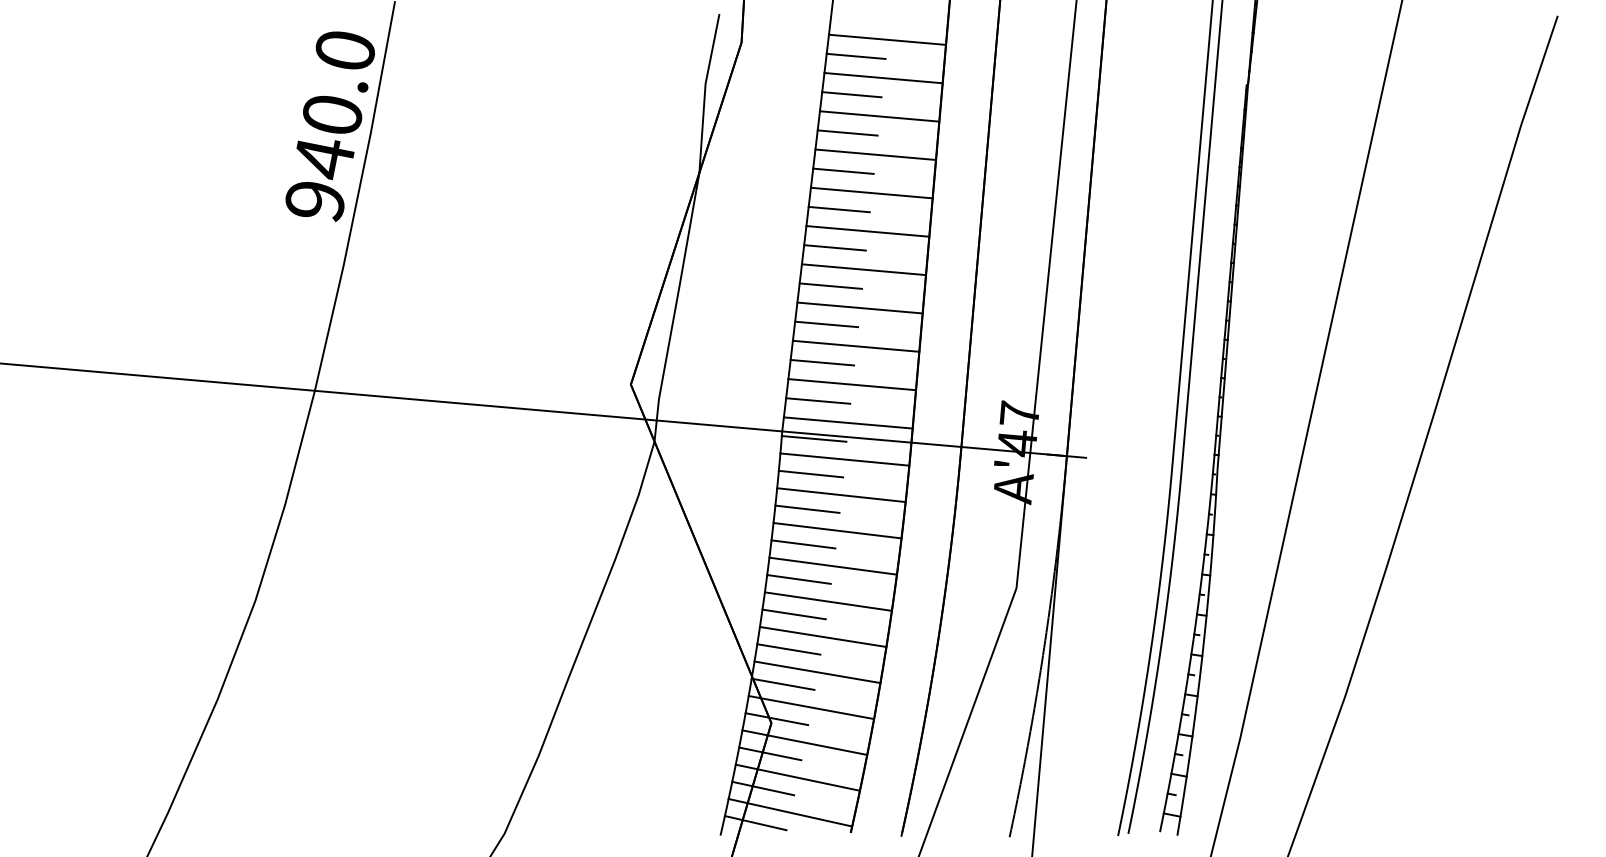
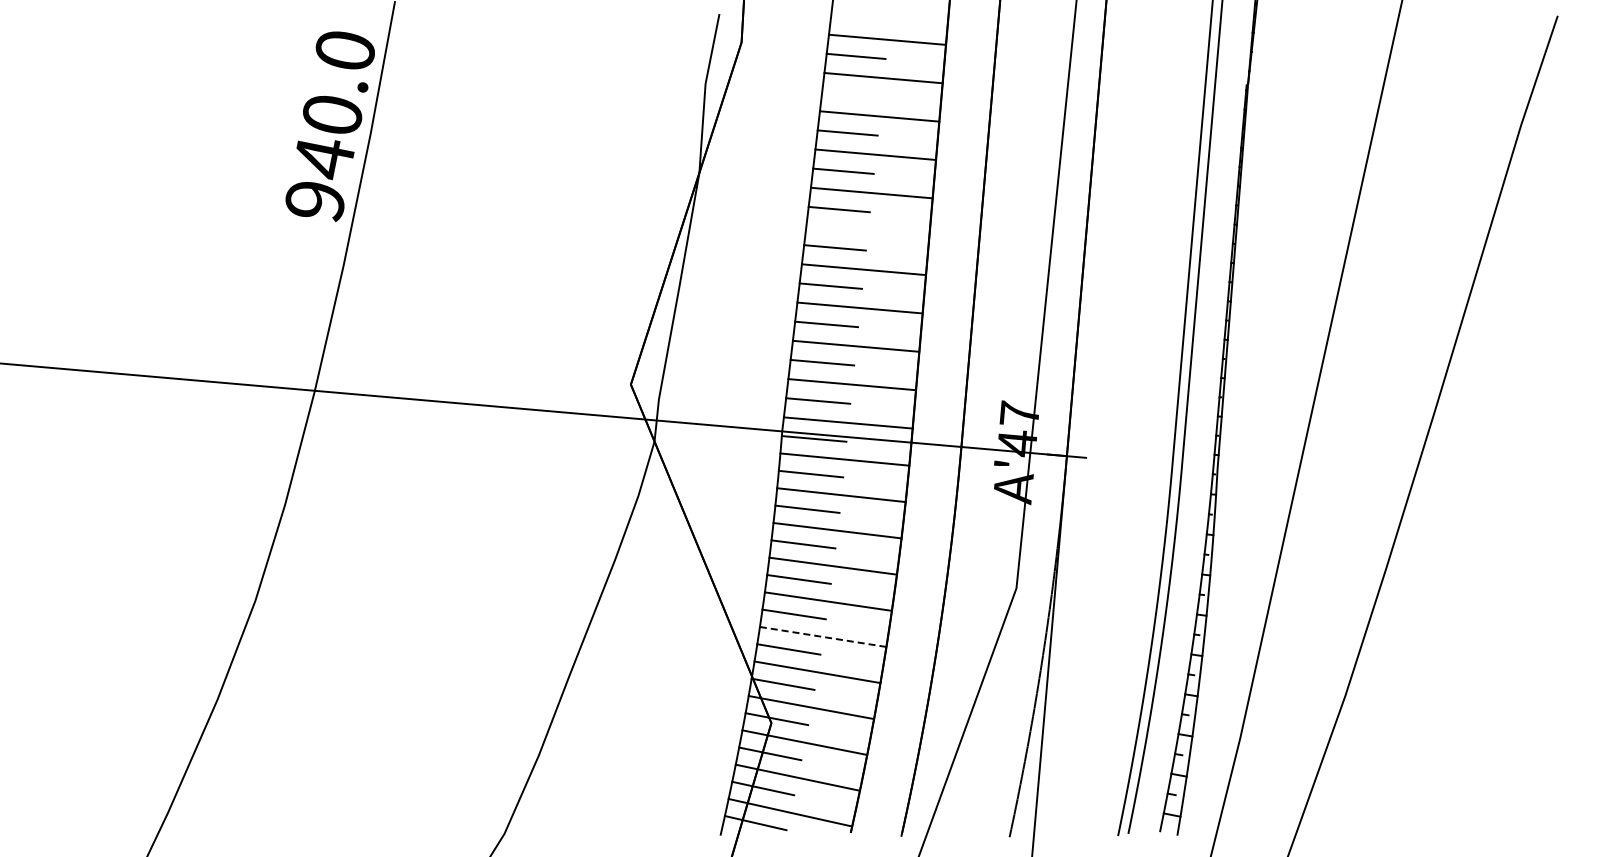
line: present -> none (851, 94)
line: present -> none (867, 231)
line: solid -> dashed (823, 636)
